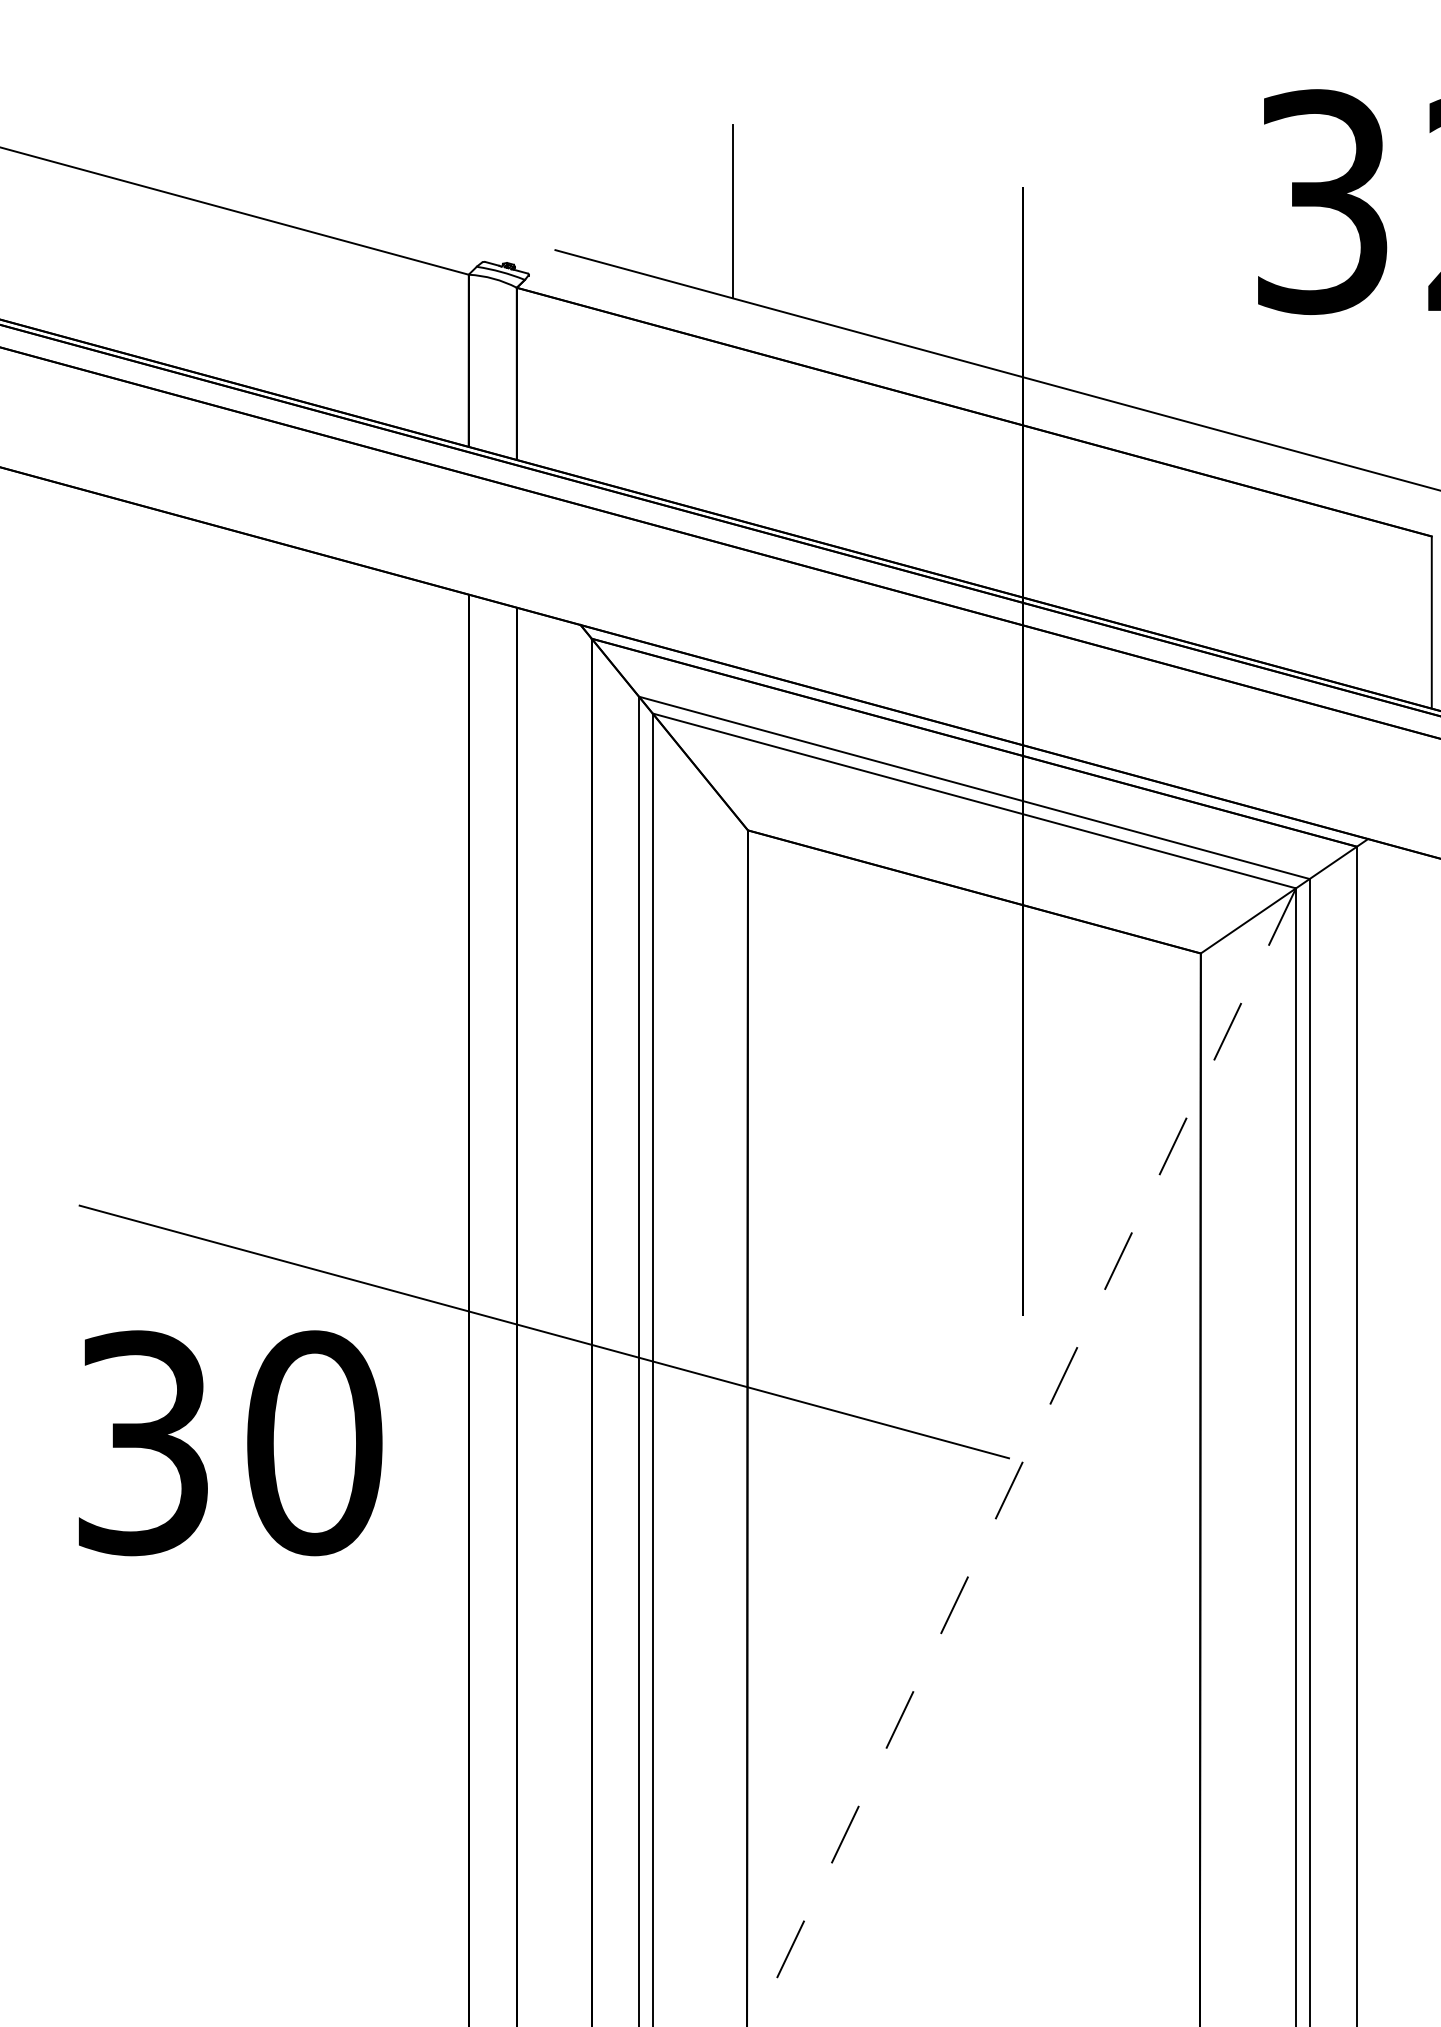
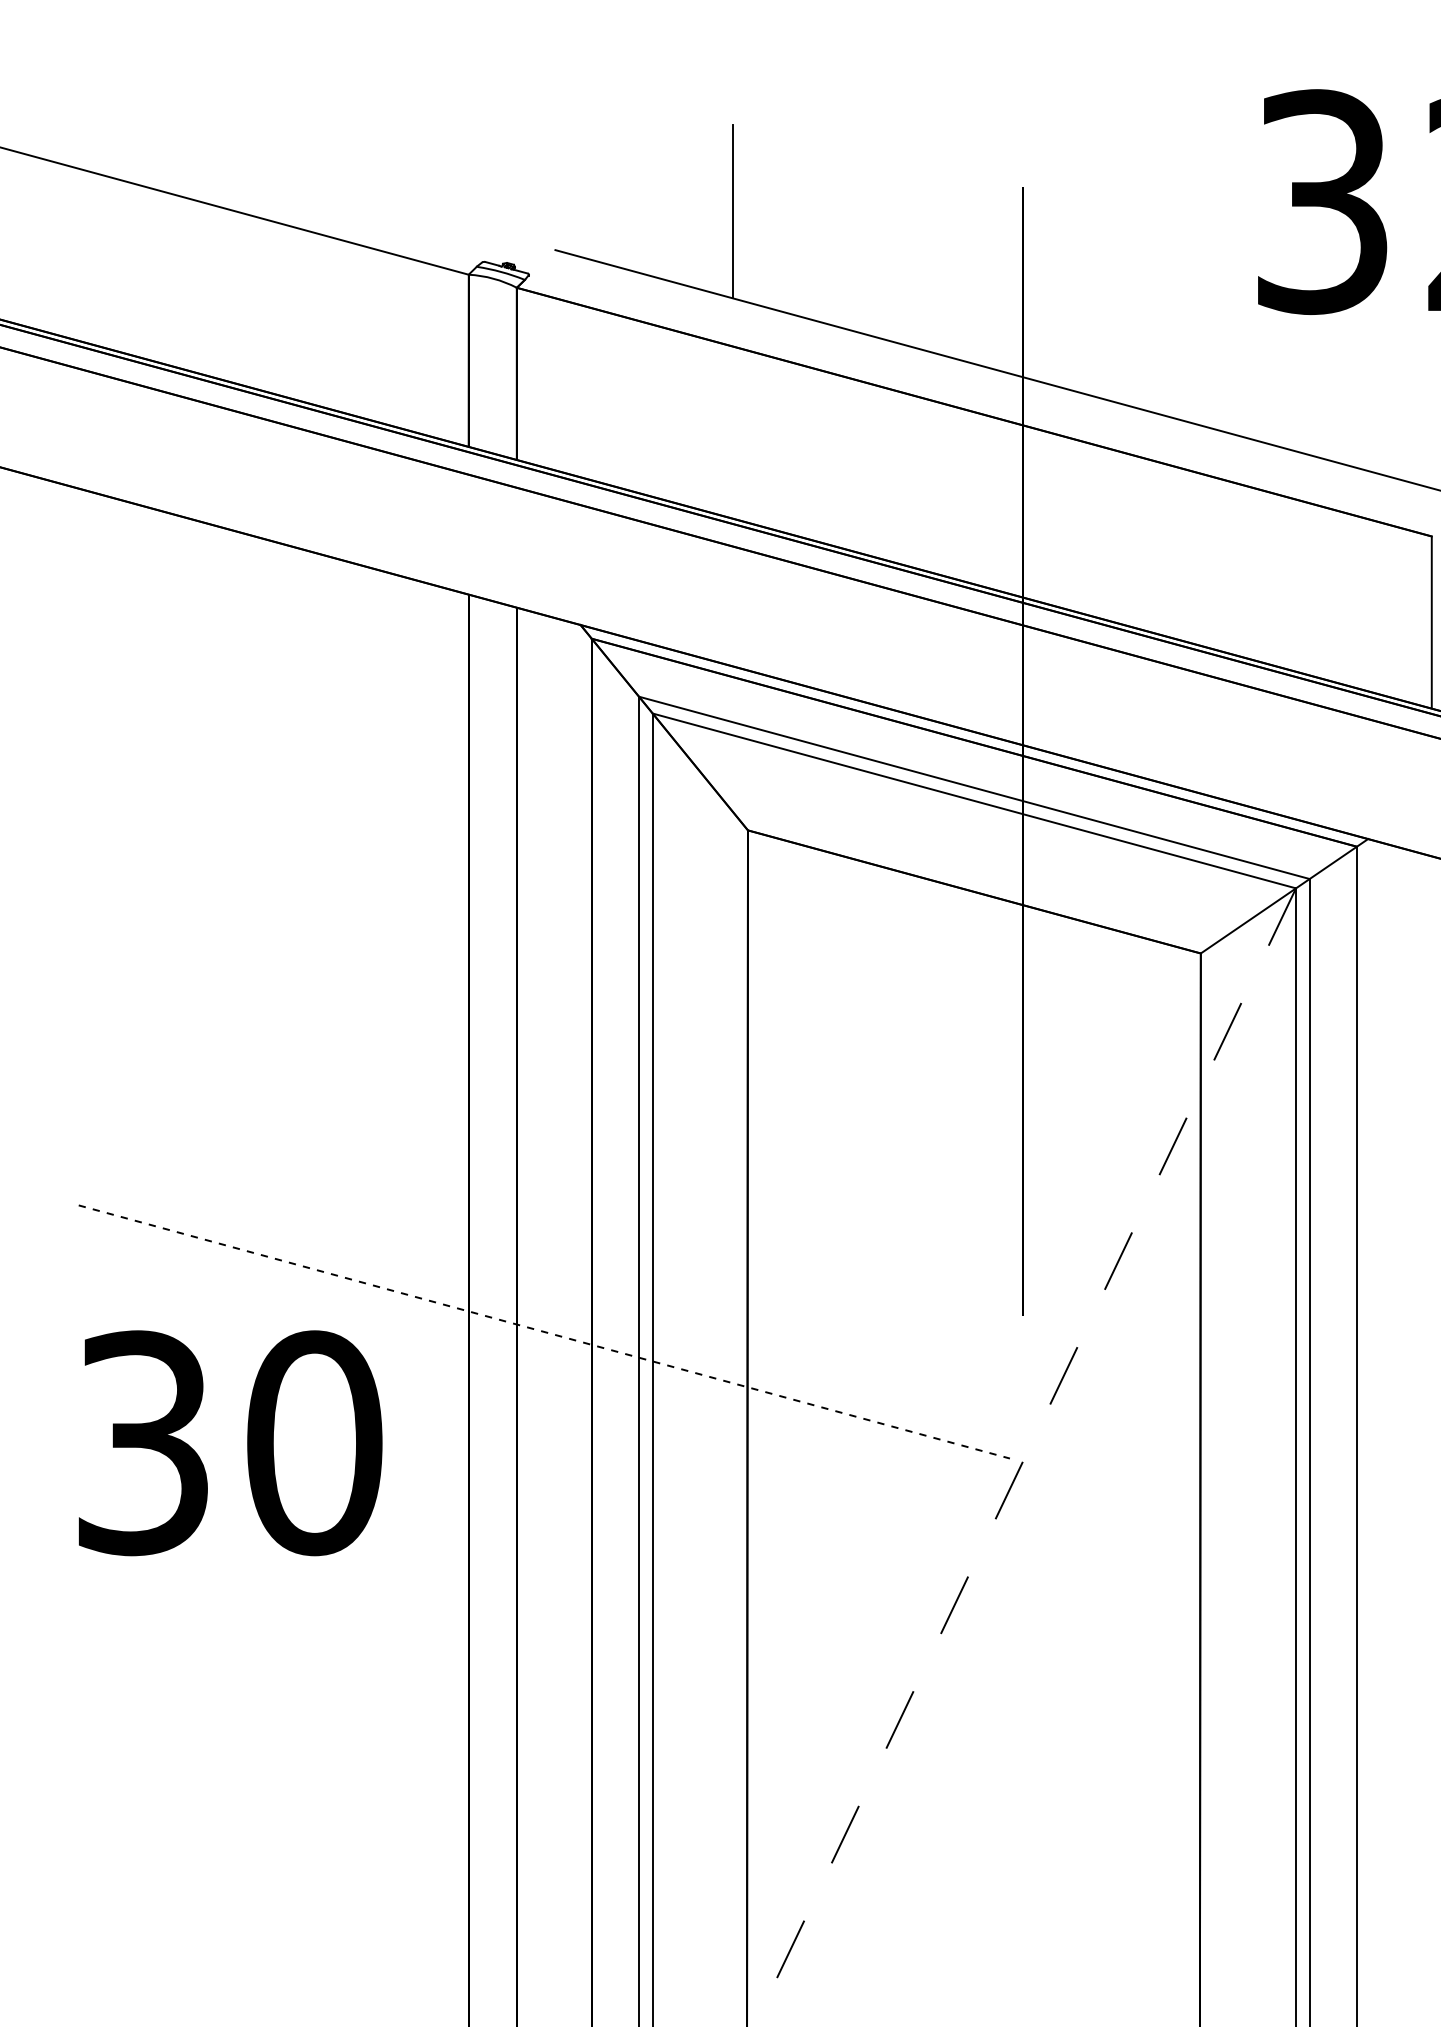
line: solid -> dashed (544, 1332)
